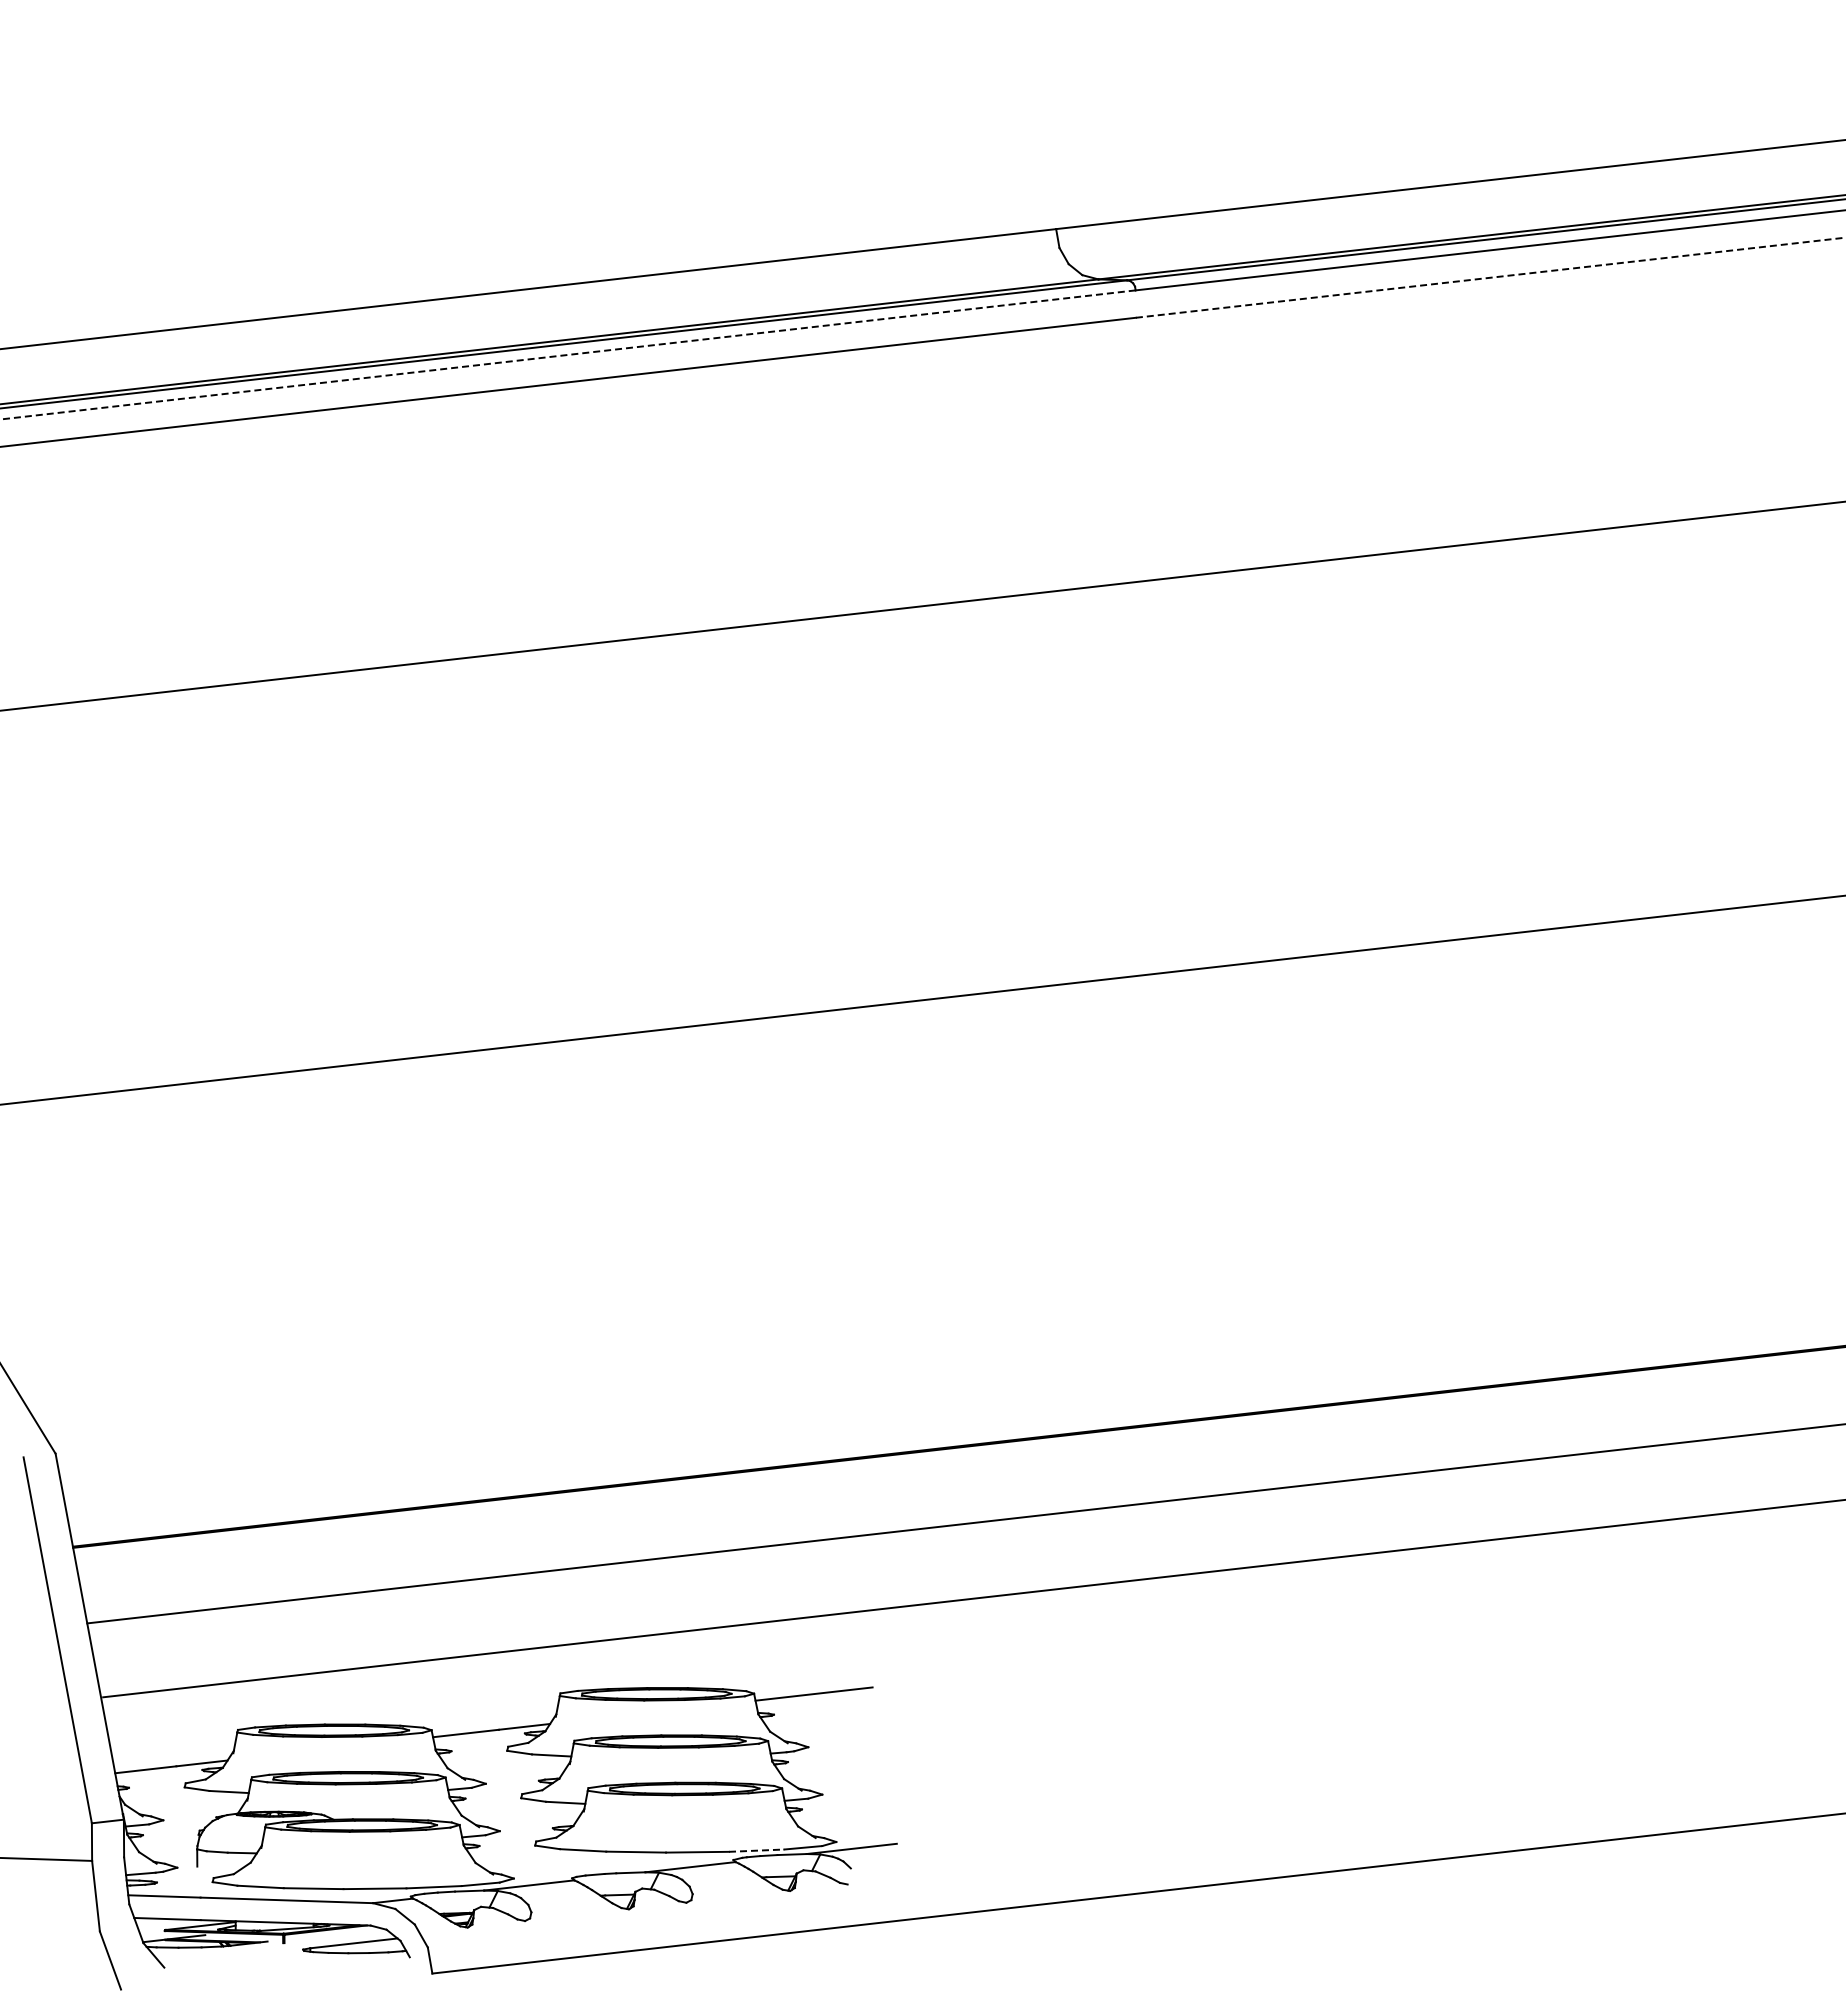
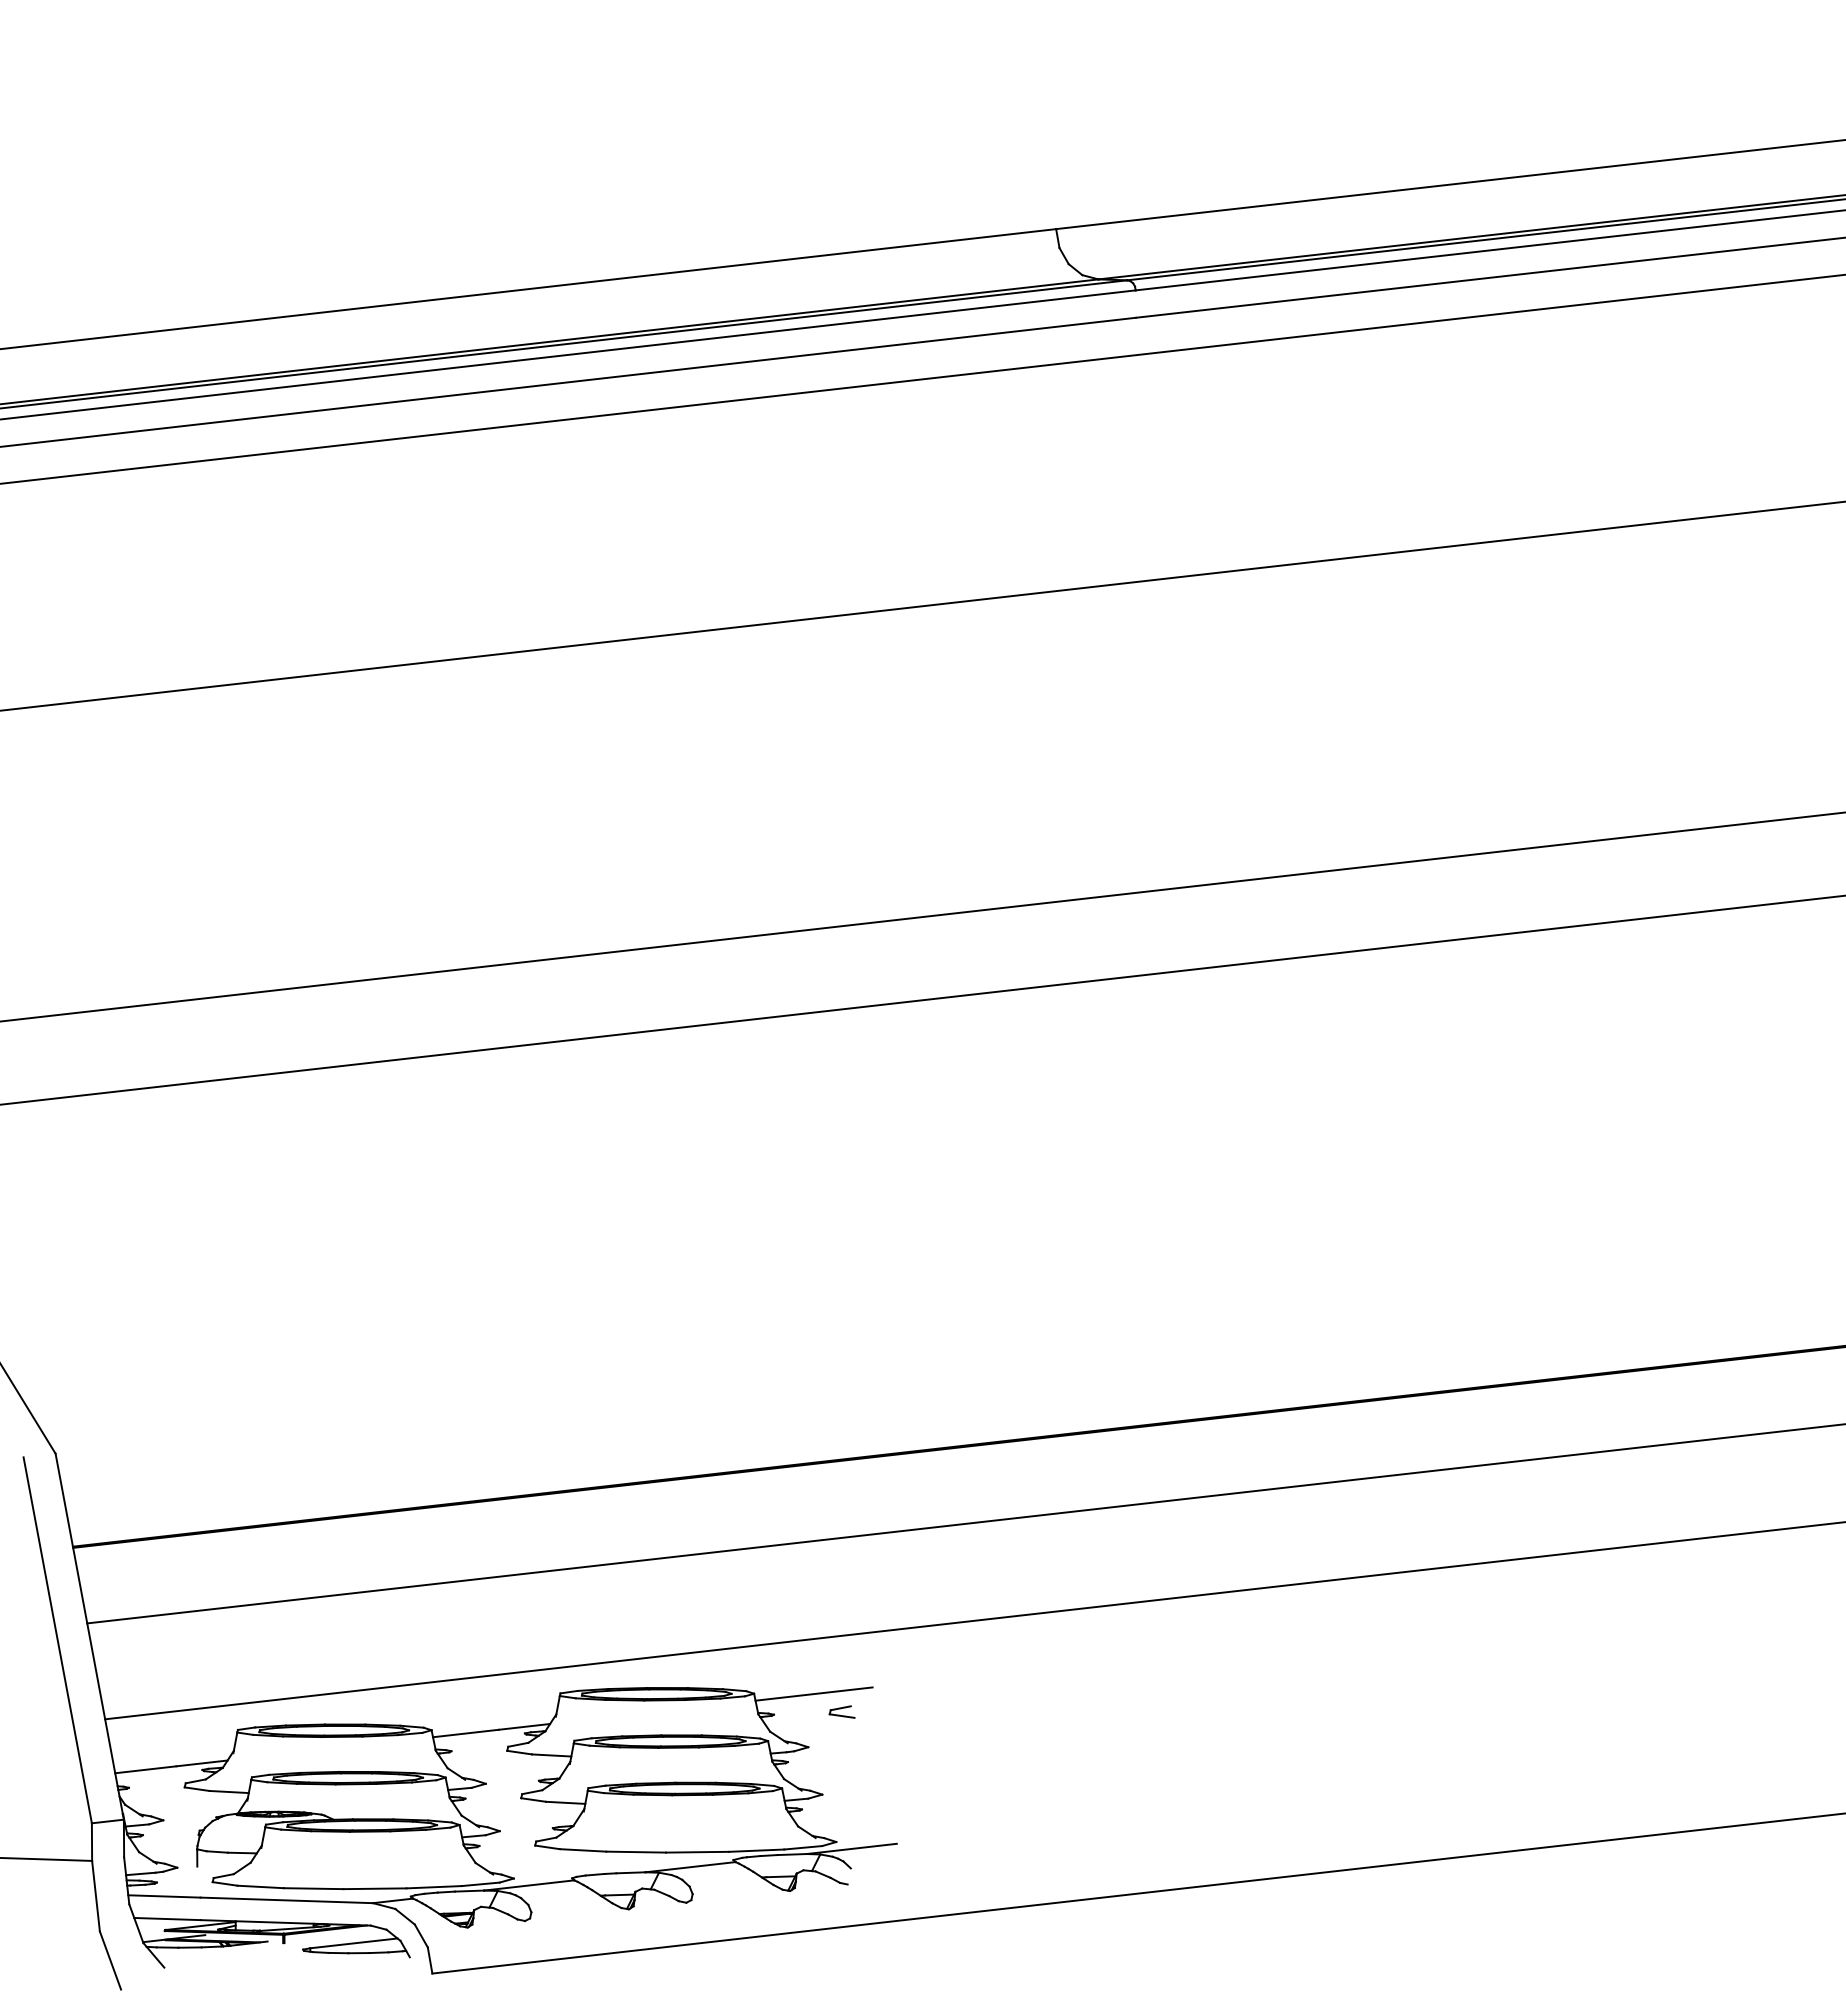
line: dashed -> solid (1490, 277)
line: dashed -> solid (567, 355)
line: none -> present (922, 379)
line: none -> present (922, 916)
line position: (972, 1598) -> (973, 1620) (973, 1620)
part: none -> present (841, 1711)
line: dashed -> solid (756, 1850)
